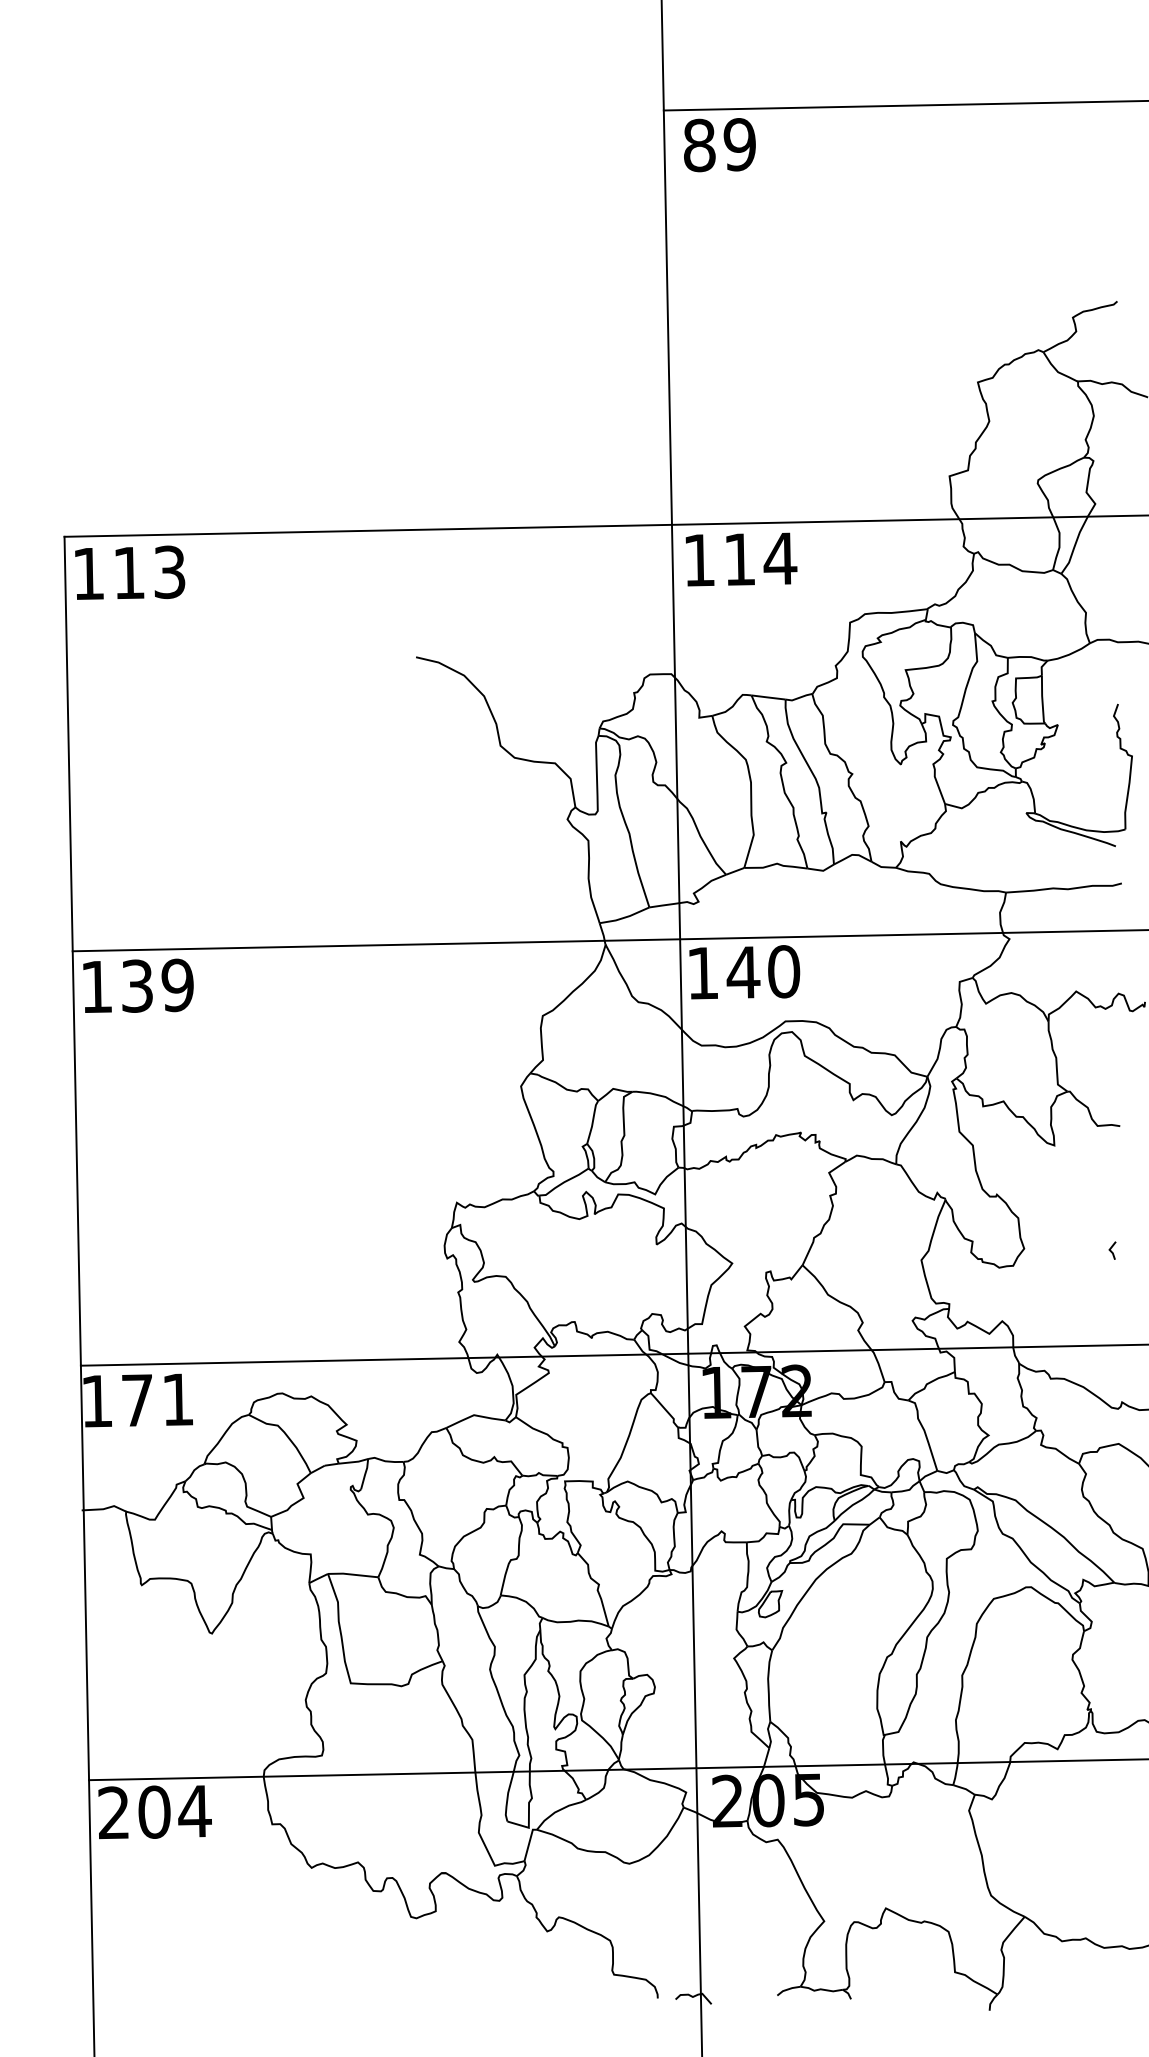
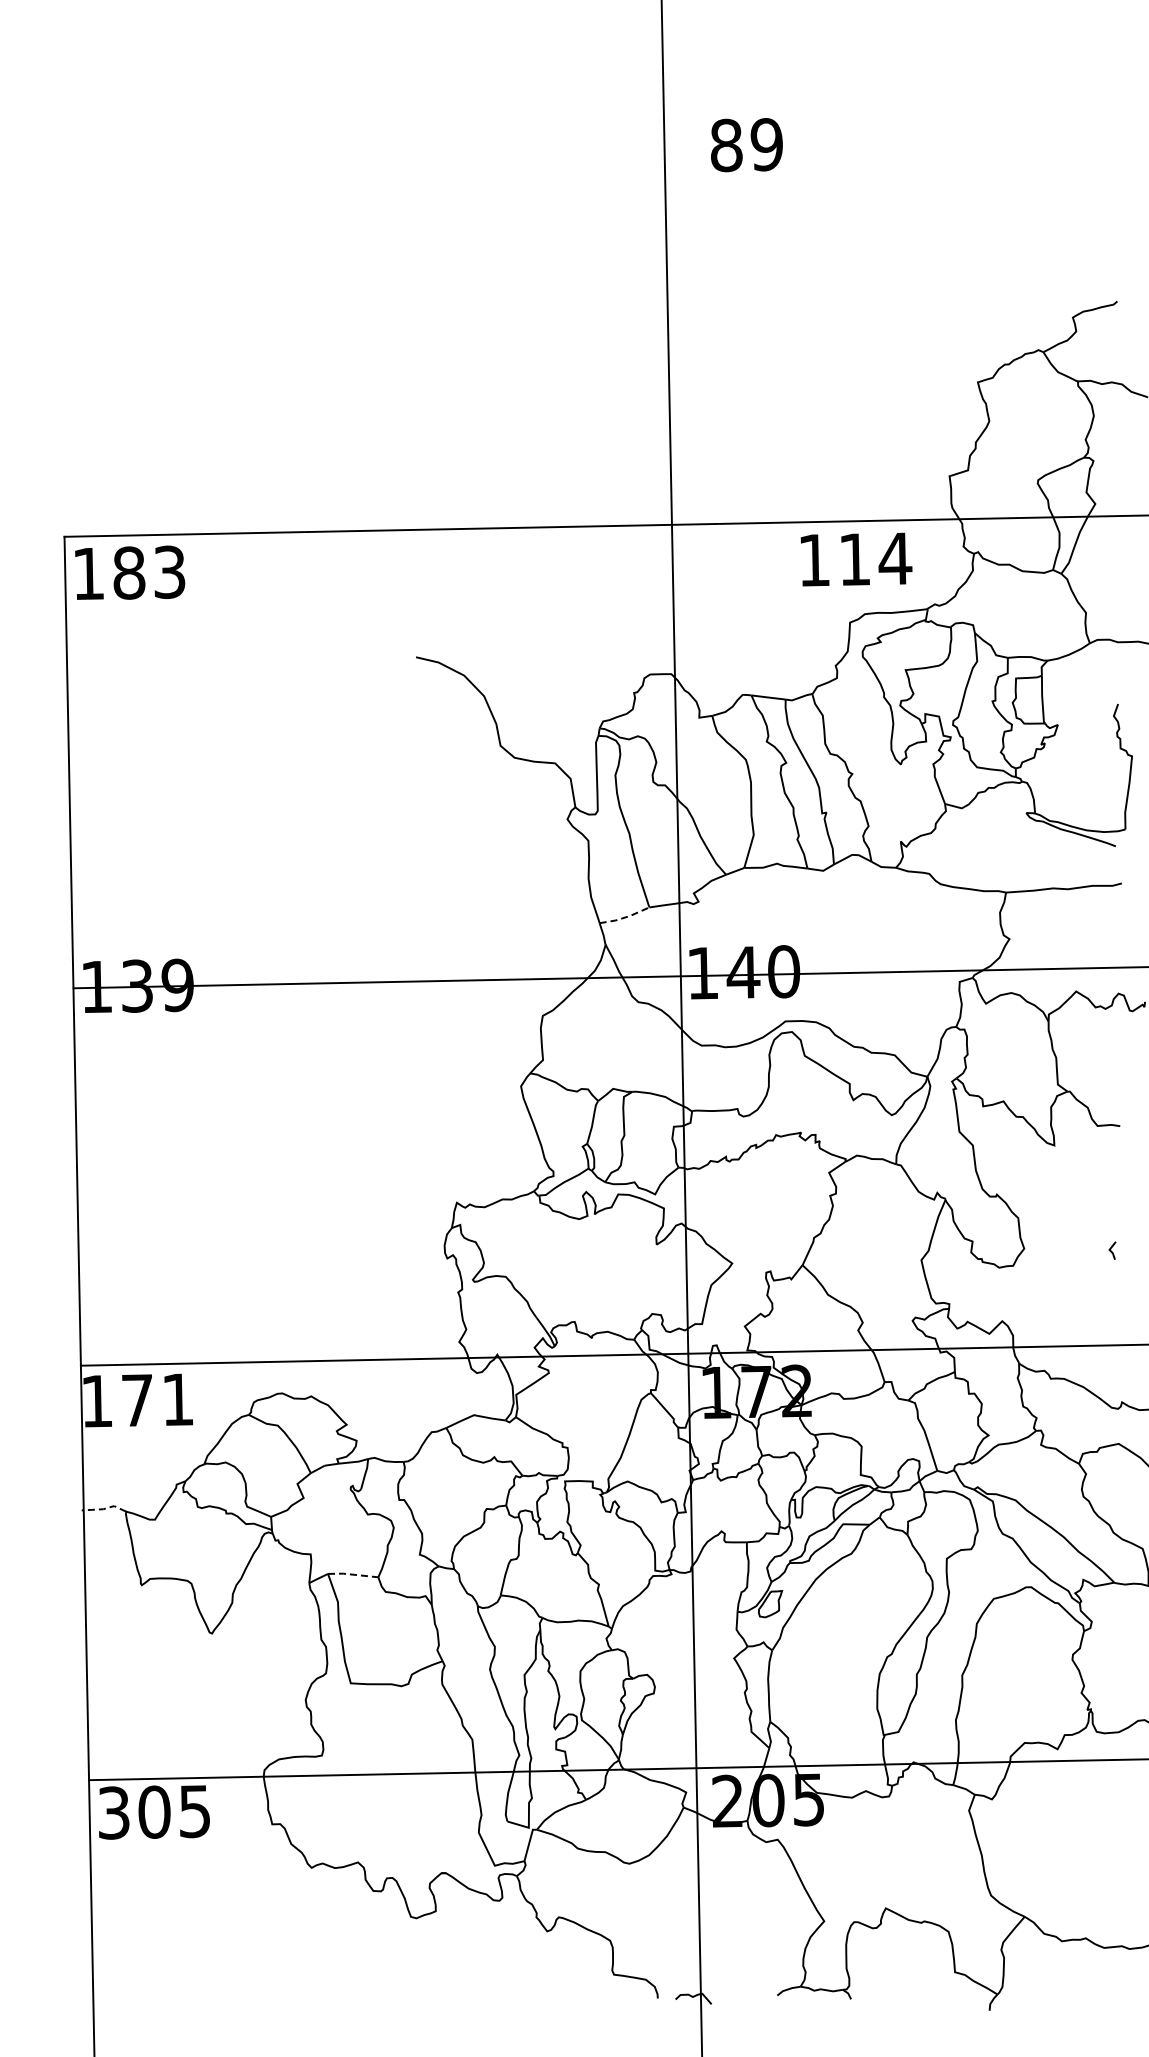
line: present -> none (904, 105)
text position: (719, 145) -> (746, 145) (746, 145)
text position: (741, 559) -> (856, 559) (856, 559)
text: 113 -> 183 (129, 572)
line: solid -> dashed (625, 917)
line position: (608, 940) -> (609, 977) (609, 977)
line: solid -> dashed (105, 1508)
line: solid -> dashed (352, 1574)
text: 204 -> 305 (154, 1812)
